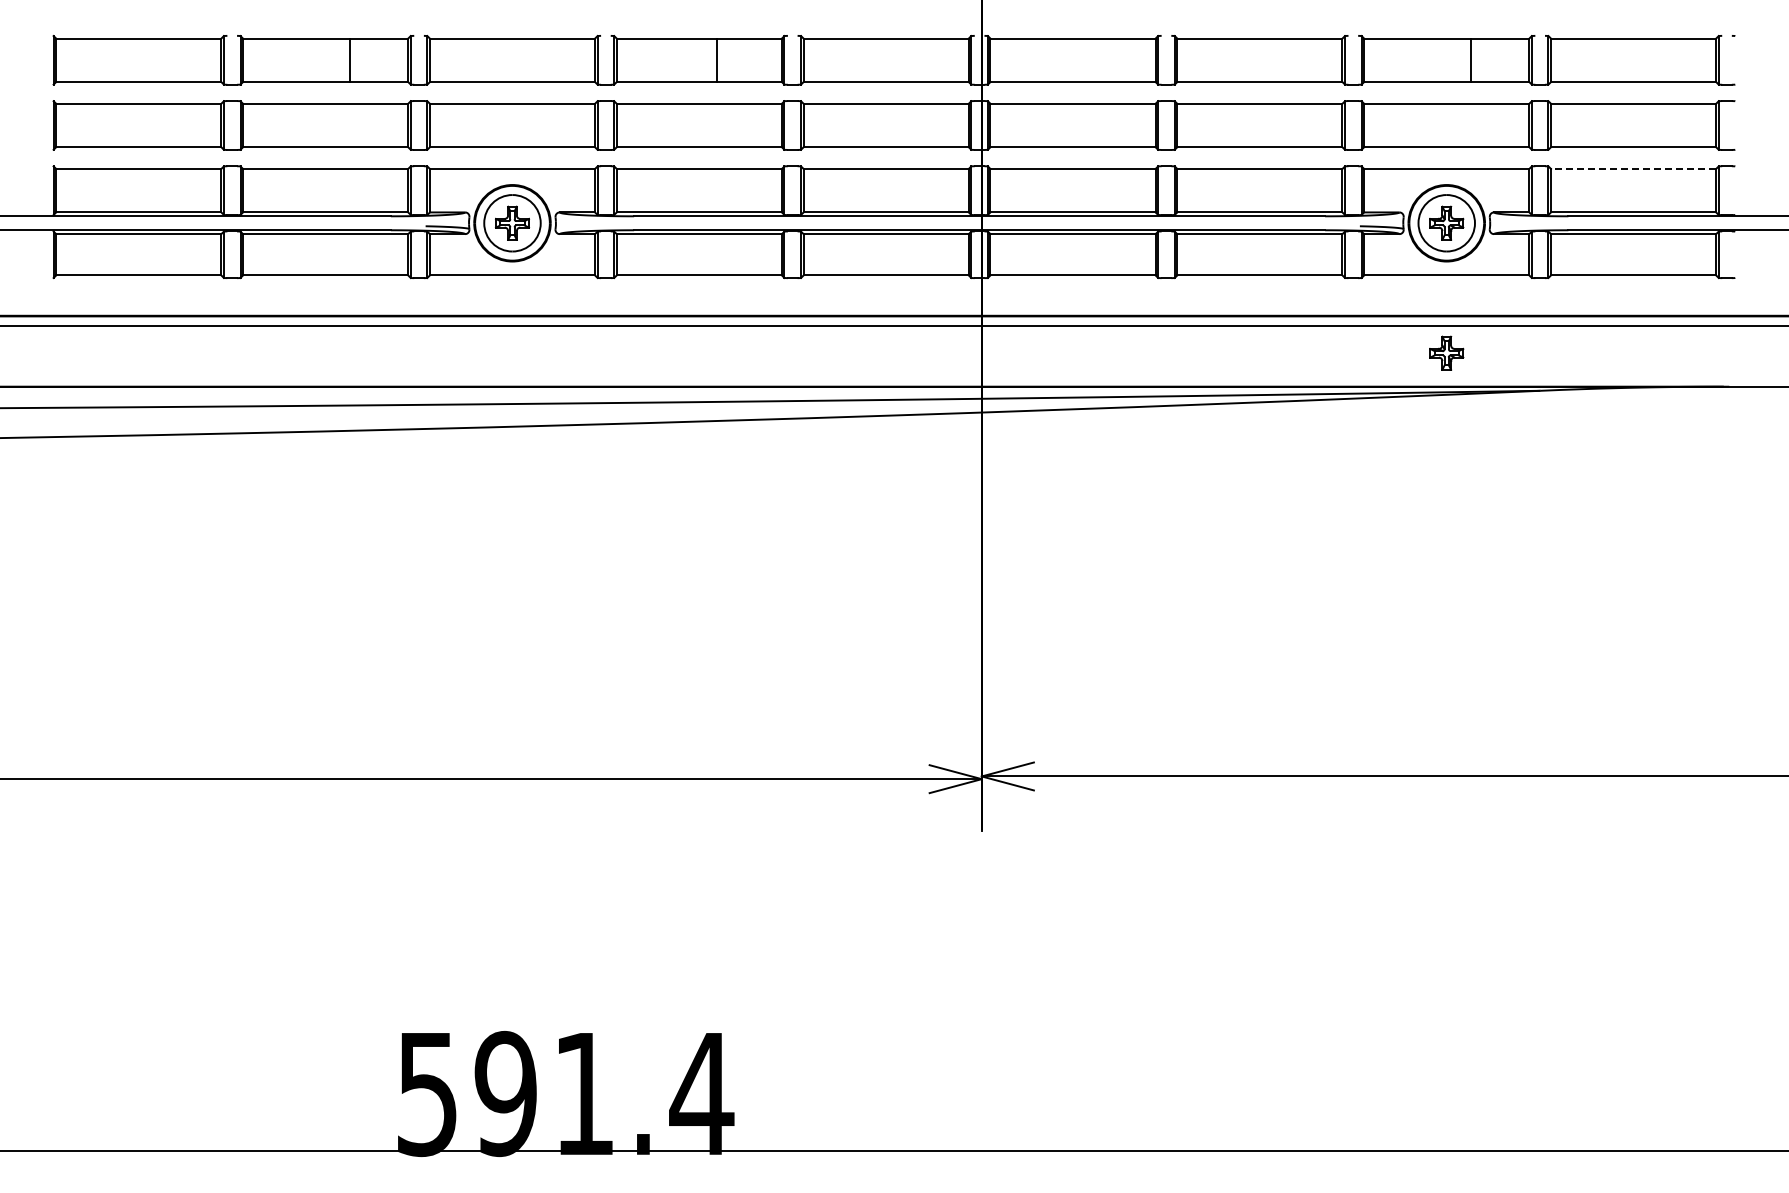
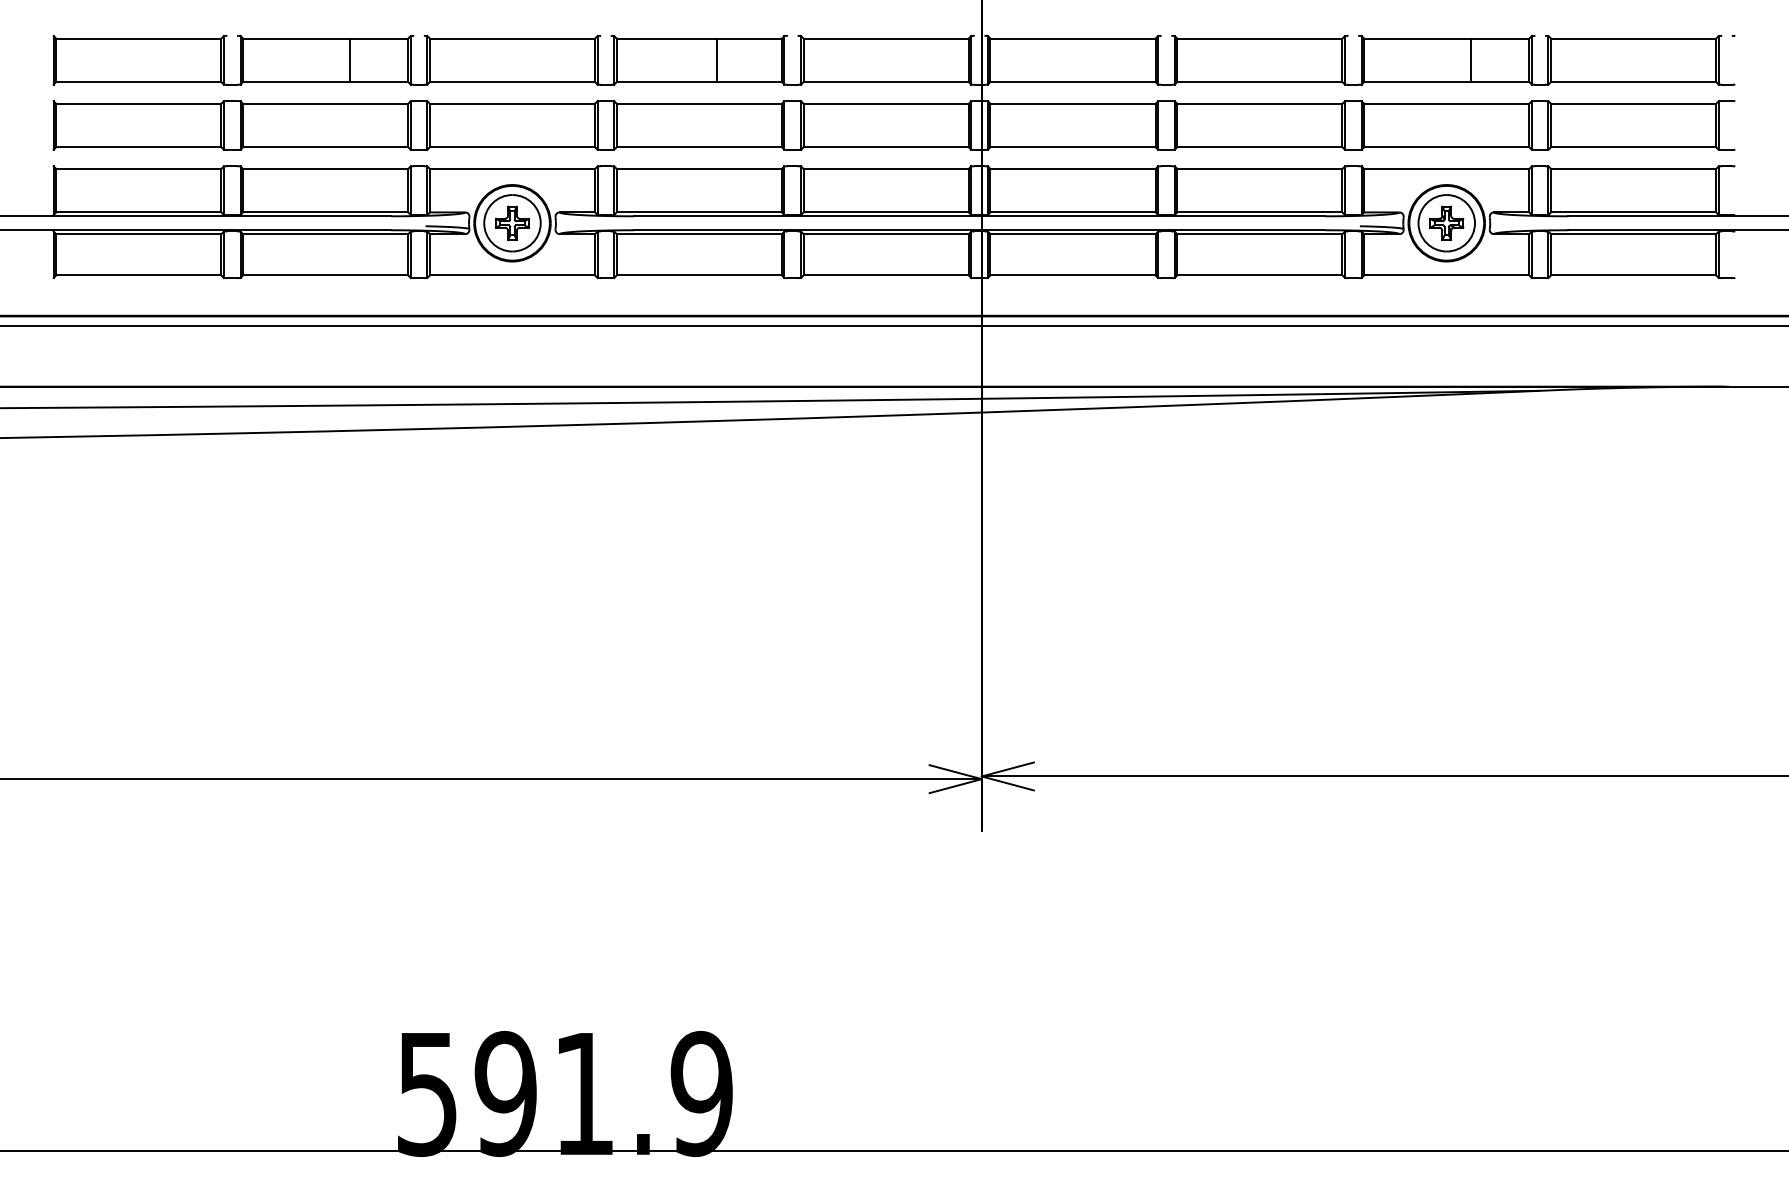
line: dashed -> solid (1633, 168)
part: present -> none (1446, 352)
text: 591.4 -> 591.9 (701, 1093)
